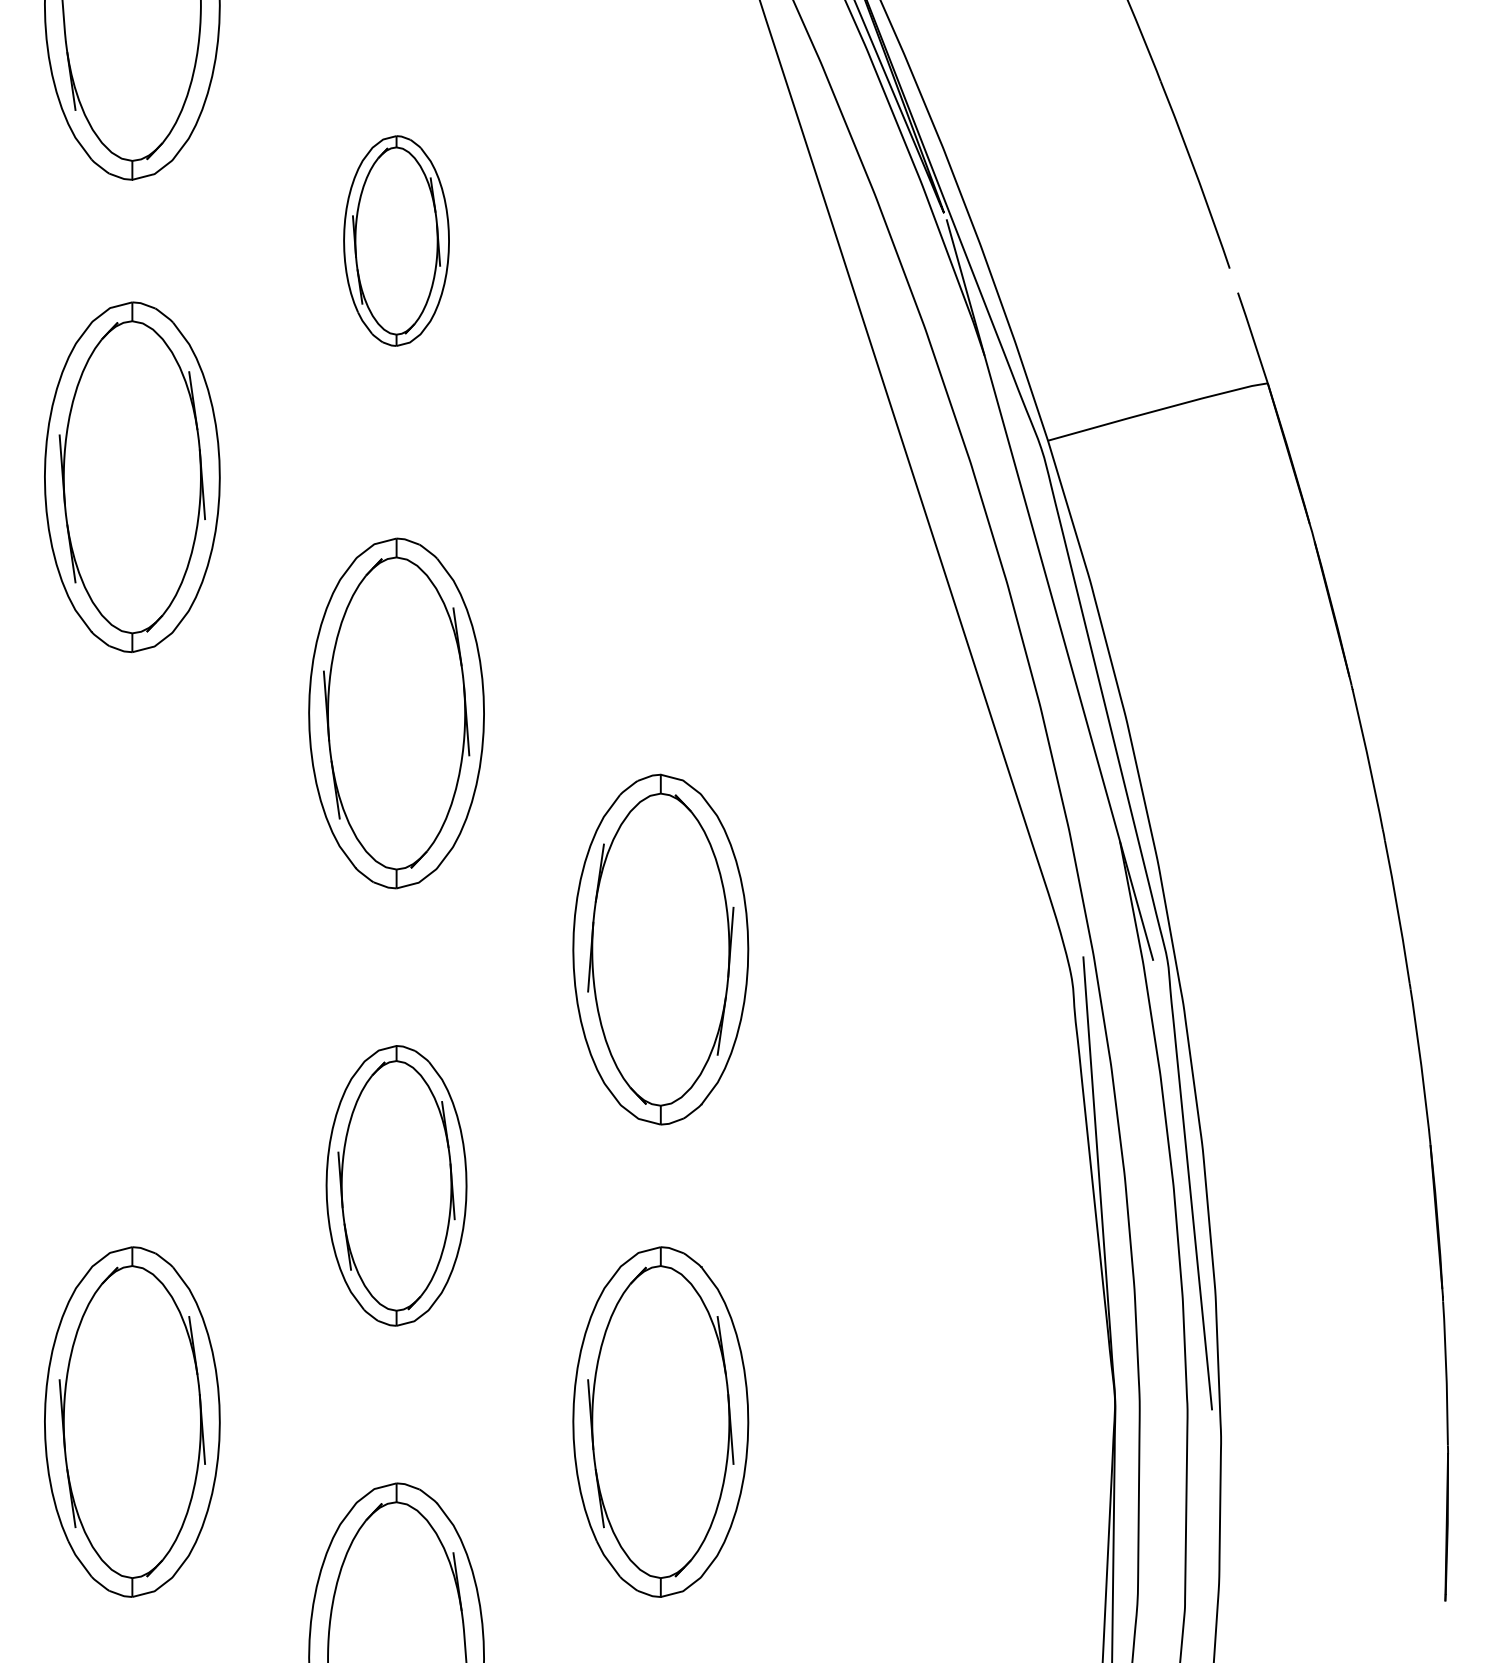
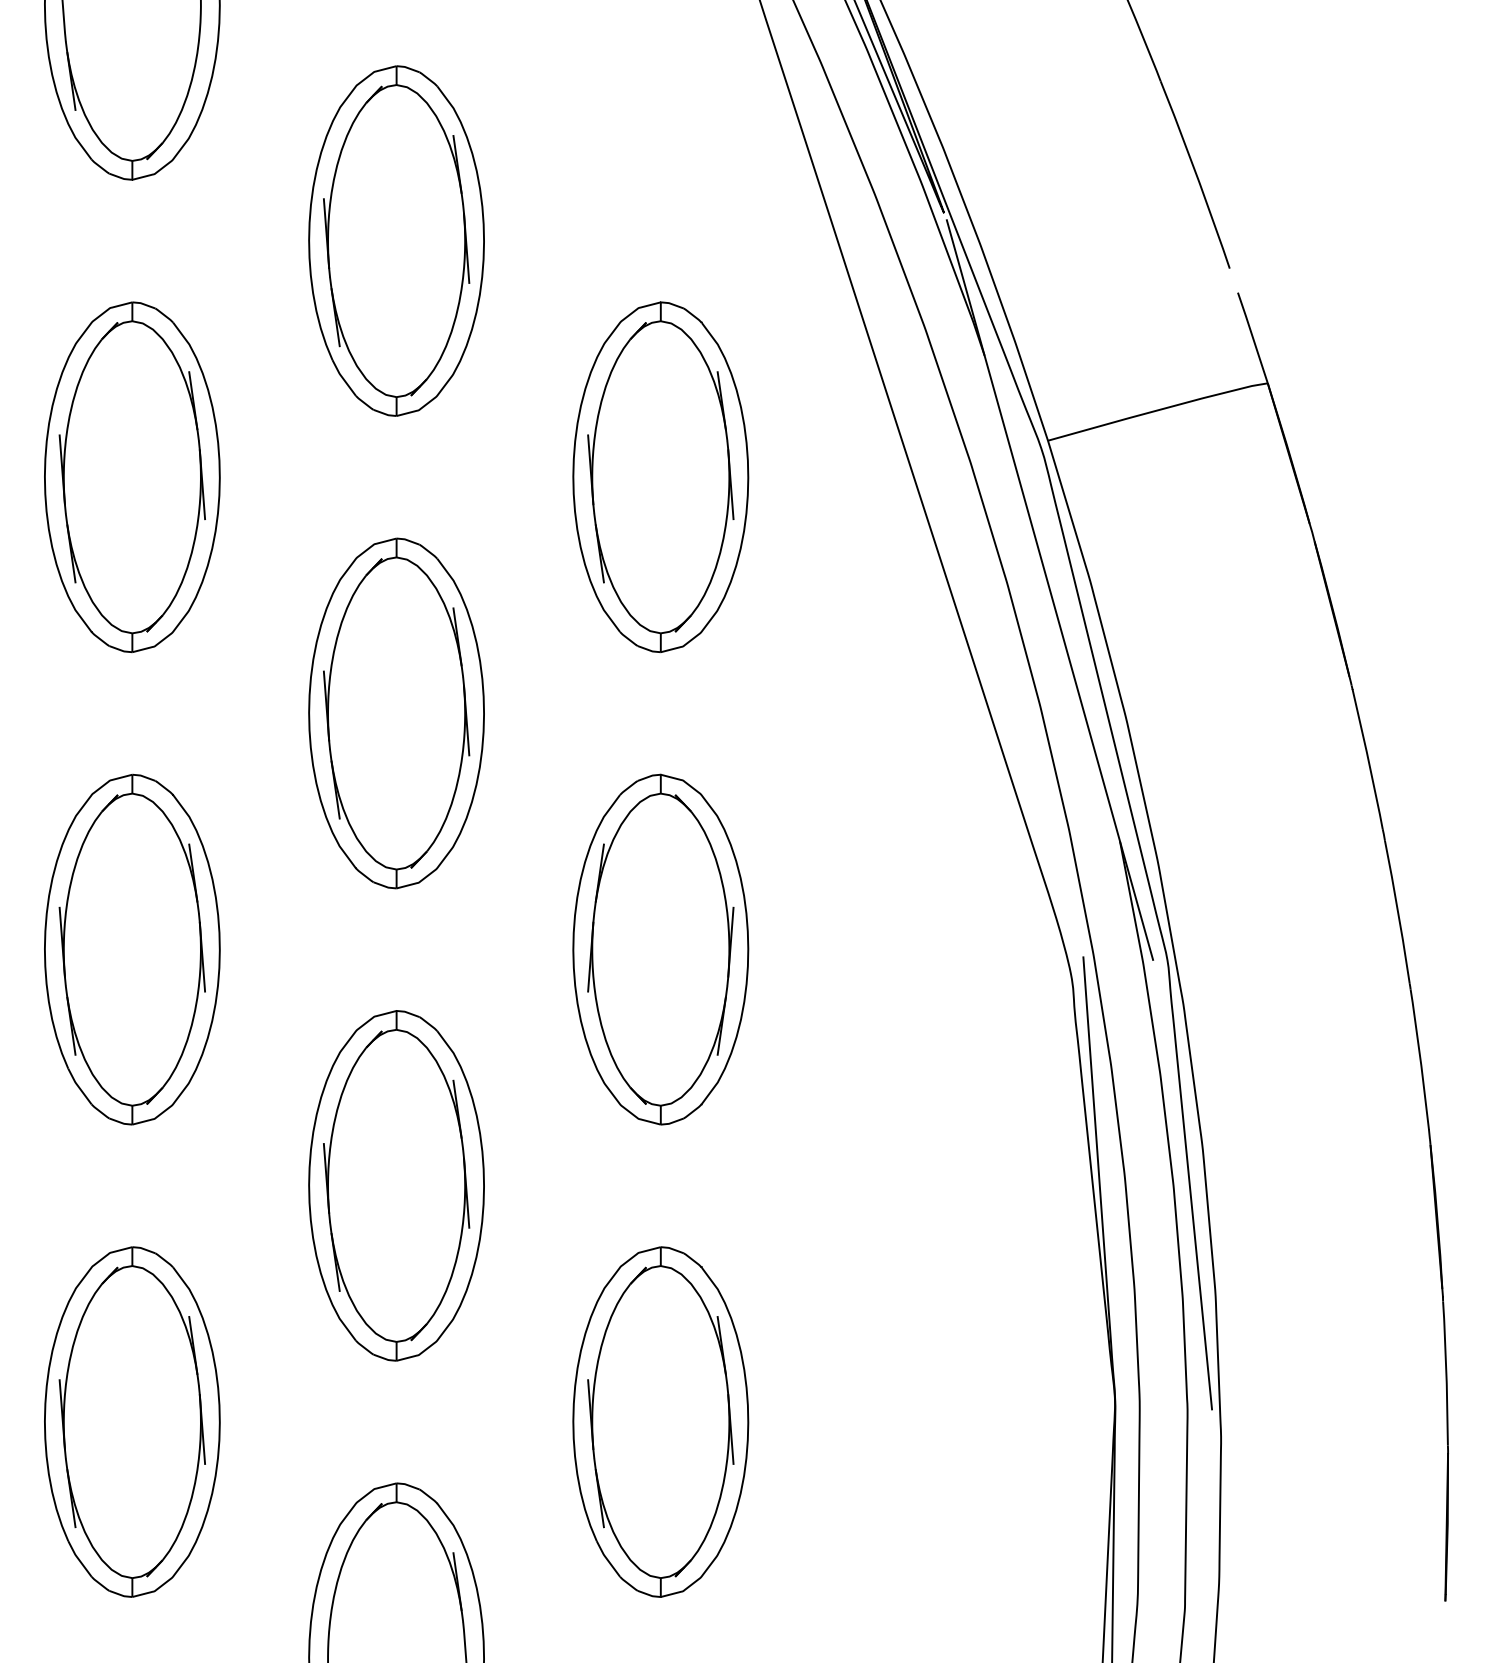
part size: 107x212 px -> 177x352 px (396, 240)
part: none -> present (660, 477)
part: none -> present (132, 949)
part size: 143x282 px -> 177x352 px (396, 1185)
